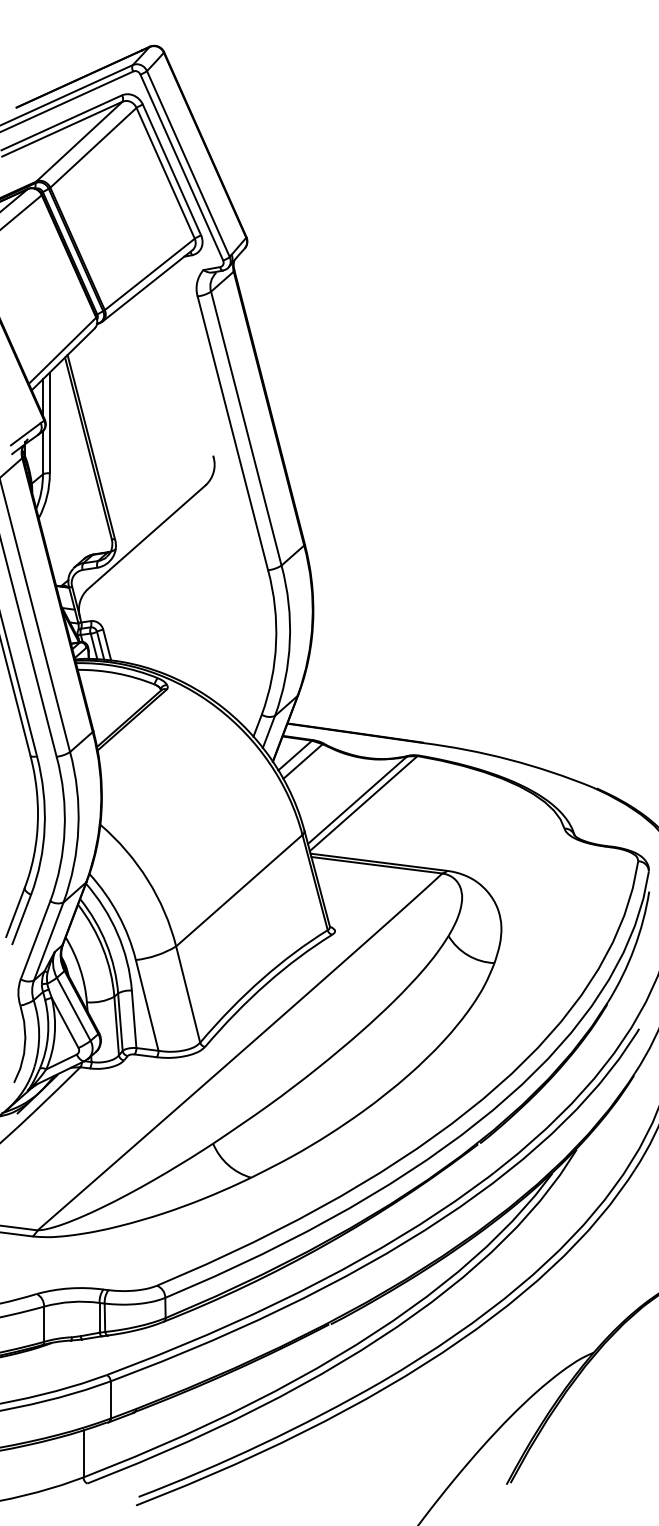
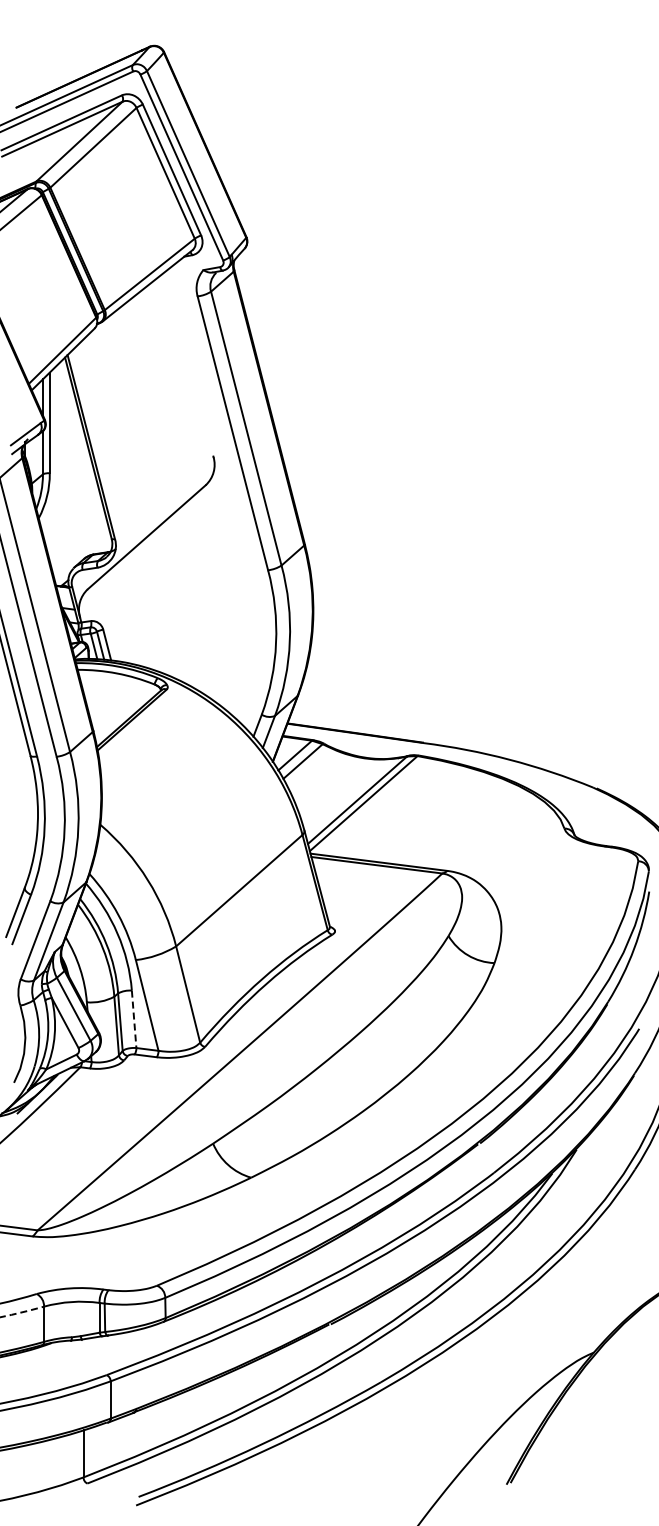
line: solid -> dashed (134, 1019)
arc: solid -> dashed (22, 1312)
